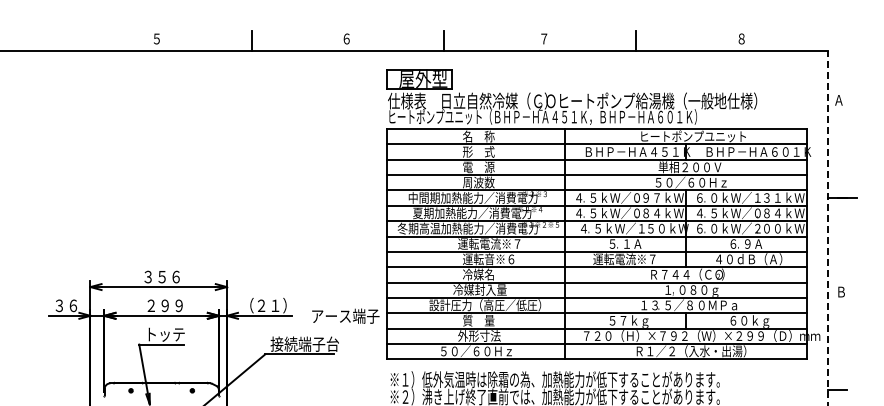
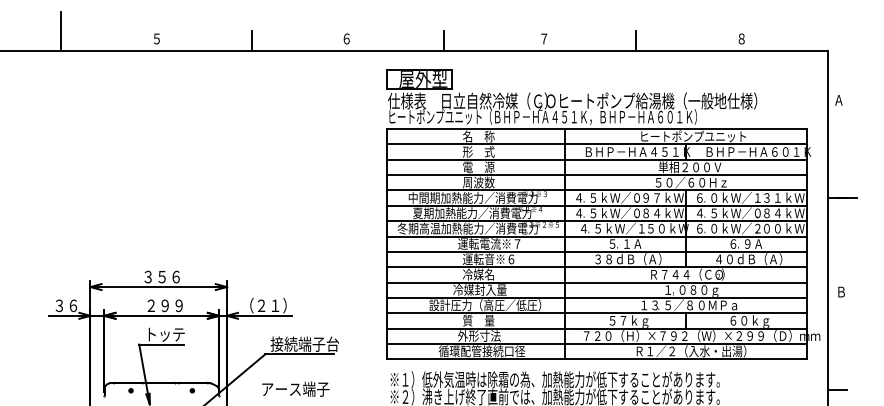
line: none -> present (60, 31)
line: dashed -> solid (827, 227)
text: 運転電流※７ -> ３８ｄＢ（Ａ） (627, 259)
text position: (345, 315) -> (295, 388) (295, 388)
text: ５０／６０Ｈｚ -> 循環配管接続口径 (481, 351)
